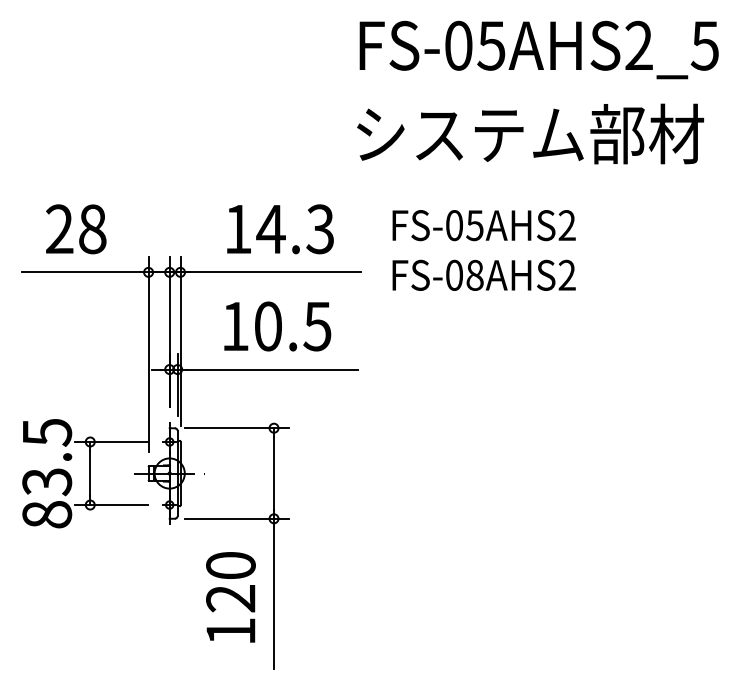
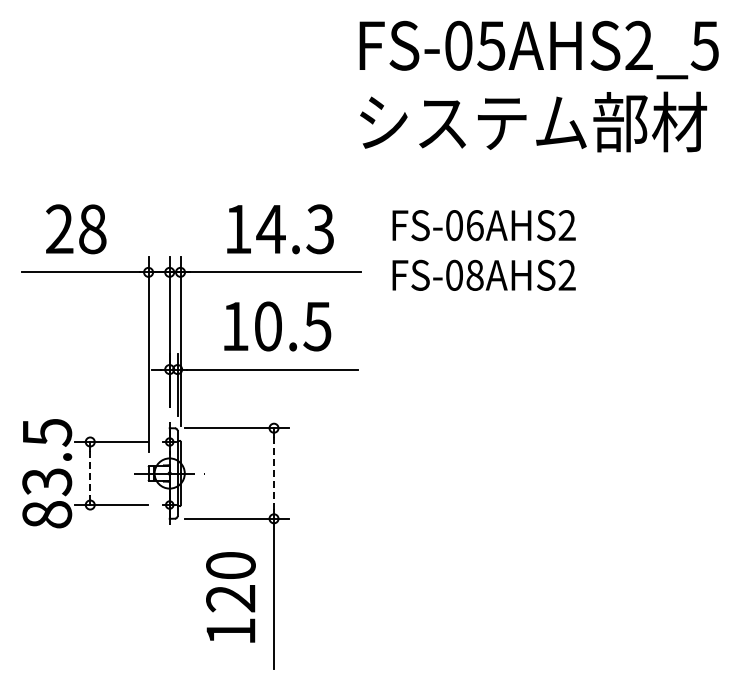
text position: (530, 133) -> (533, 121) (533, 121)
text: FS-05AHS2 -> FS-06AHS2 (474, 225)
line: solid -> dashed (90, 474)
line: solid -> dashed (274, 474)
